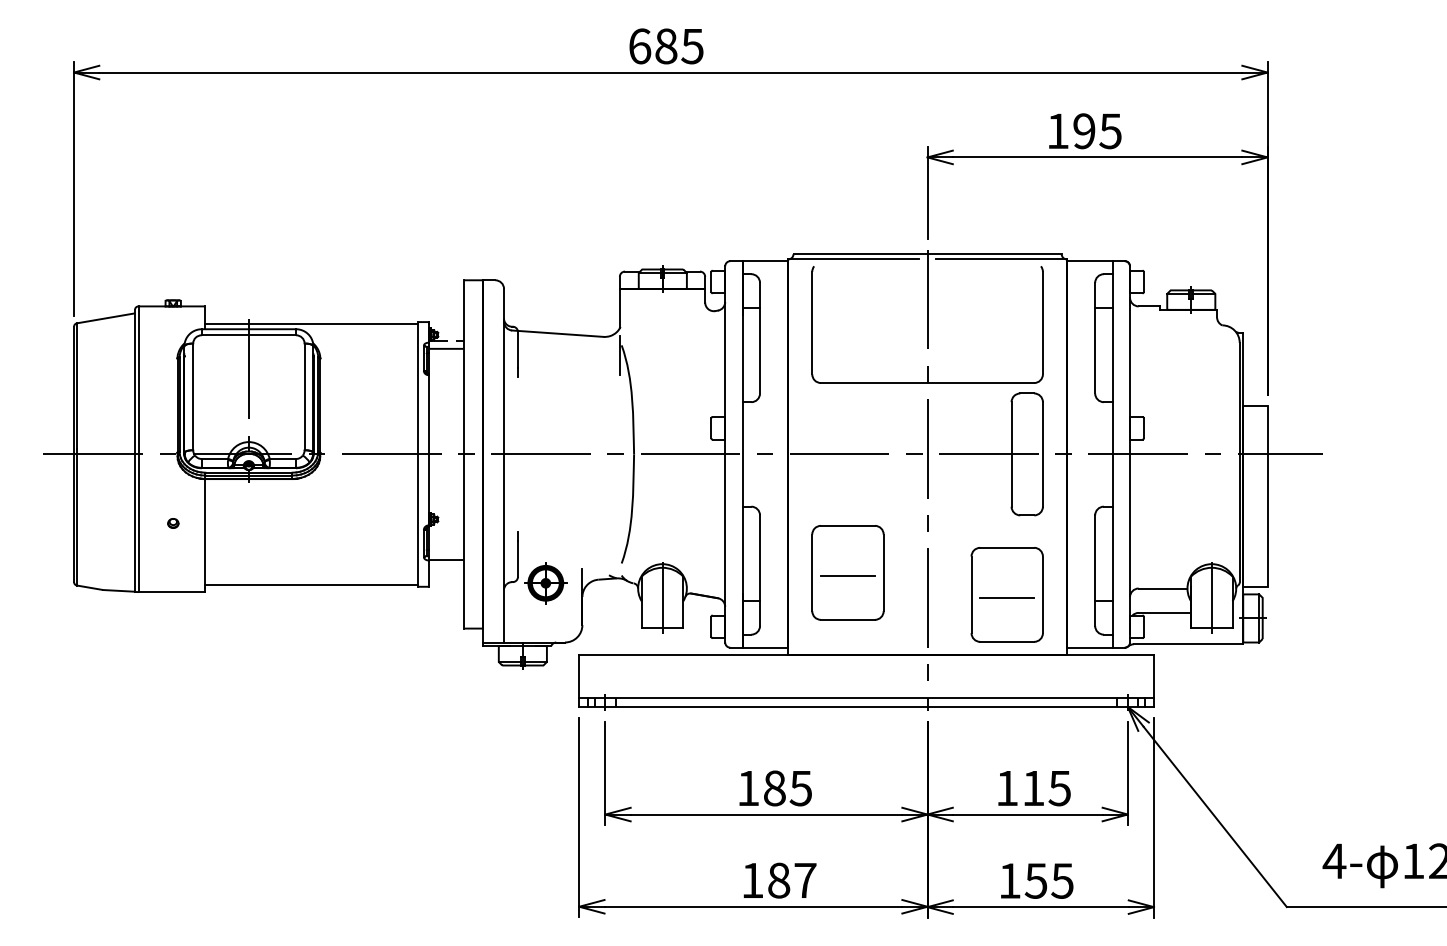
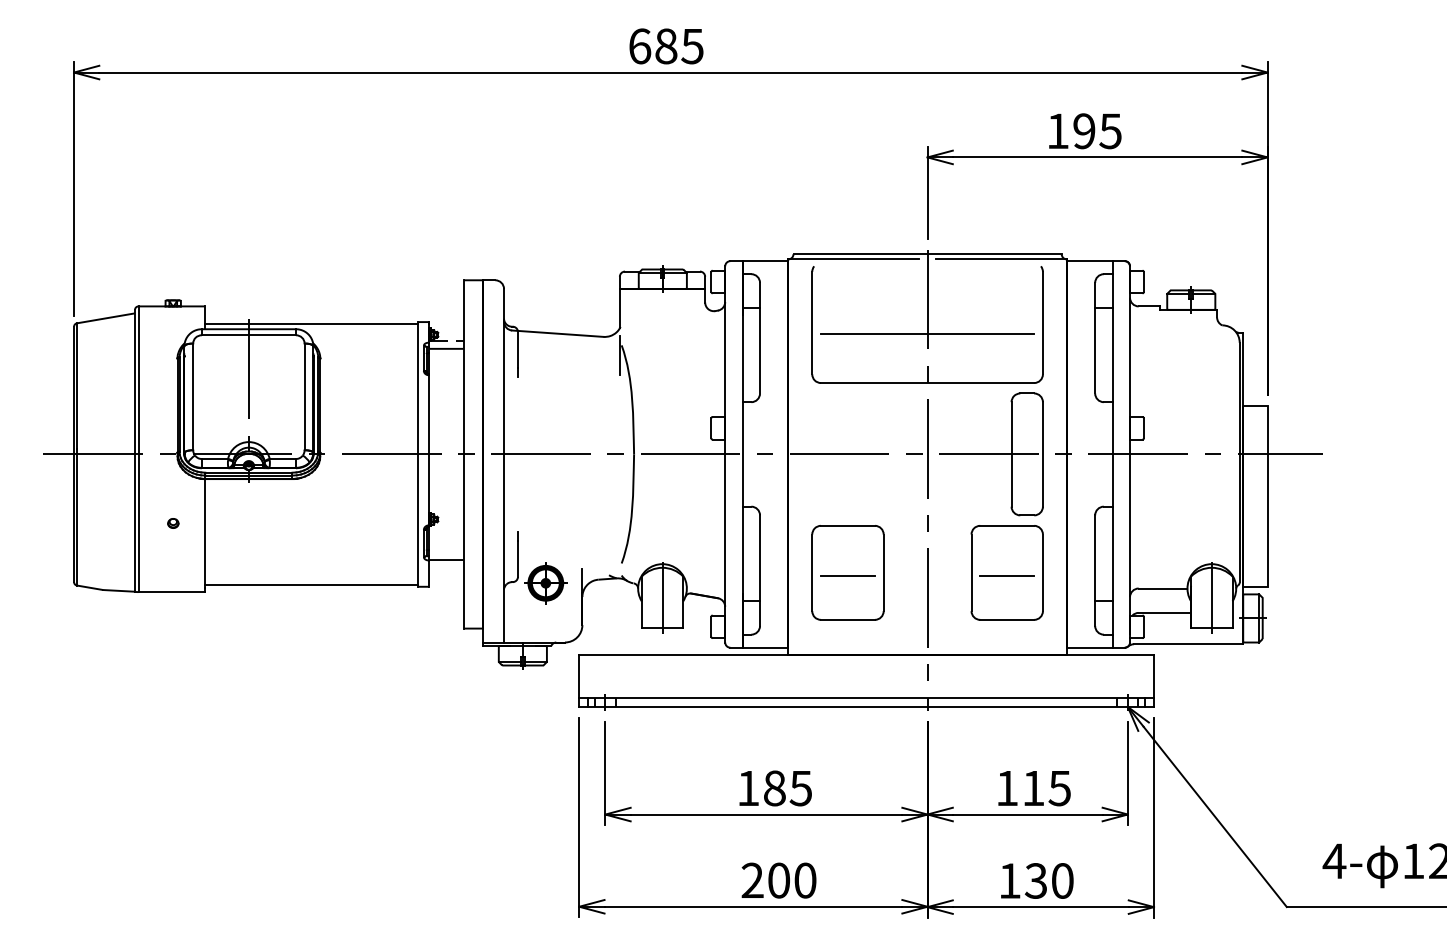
line: none -> present (927, 333)
part position: (1006, 594) -> (1006, 572) (1006, 572)
text: 187 -> 200 (778, 880)
text: 155 -> 130 (1049, 880)
